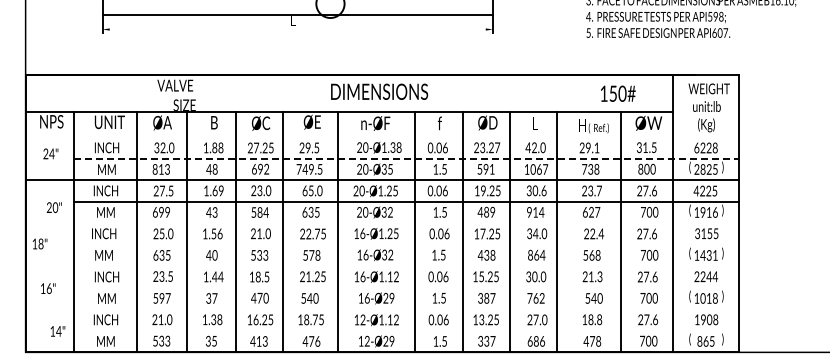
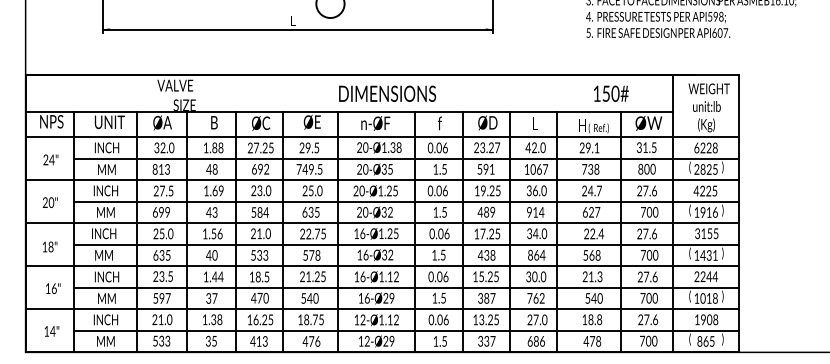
line position: (297, 14) -> (297, 29) (297, 29)
text position: (379, 91) -> (387, 93) (387, 93)
text position: (618, 93) -> (611, 93) (611, 93)
line: none -> present (382, 137)
text position: (50, 153) -> (50, 159) (50, 159)
line: dashed -> solid (407, 158)
text: 65.0 -> 25.0 (304, 190)
text: 30.6 -> 36.0 (539, 190)
text: 23.7 -> 24.7 (590, 190)
text position: (53, 207) -> (49, 202) (49, 202)
line: none -> present (382, 223)
text position: (39, 243) -> (49, 246) (49, 246)
line: none -> present (406, 244)
line: none -> present (382, 266)
line: none -> present (406, 287)
text position: (48, 288) -> (53, 288) (53, 288)
line: none -> present (382, 309)
line: none -> present (406, 330)
text position: (57, 331) -> (51, 331) (51, 331)
